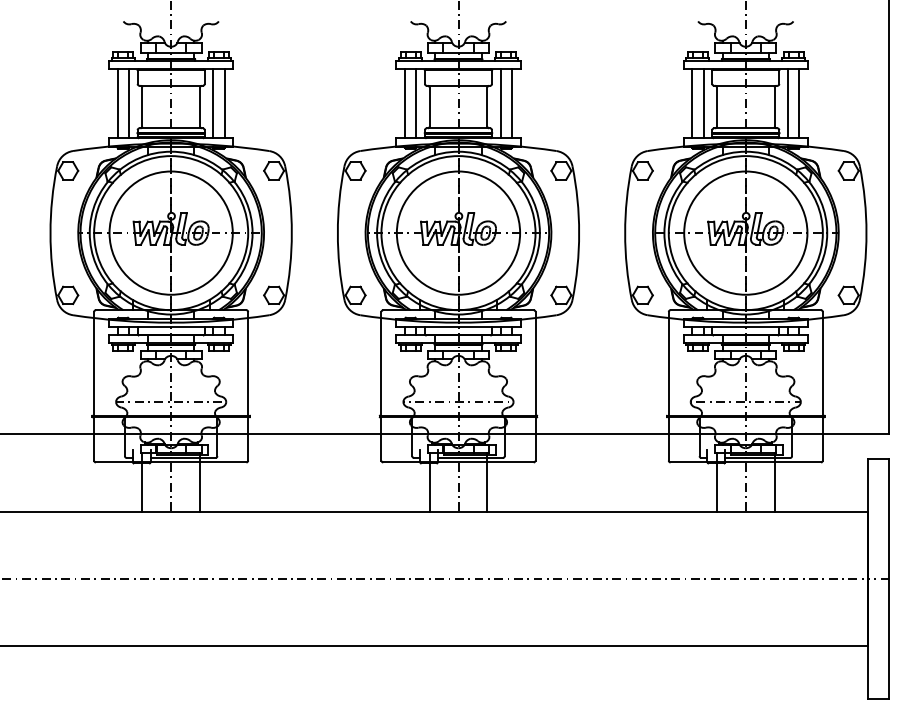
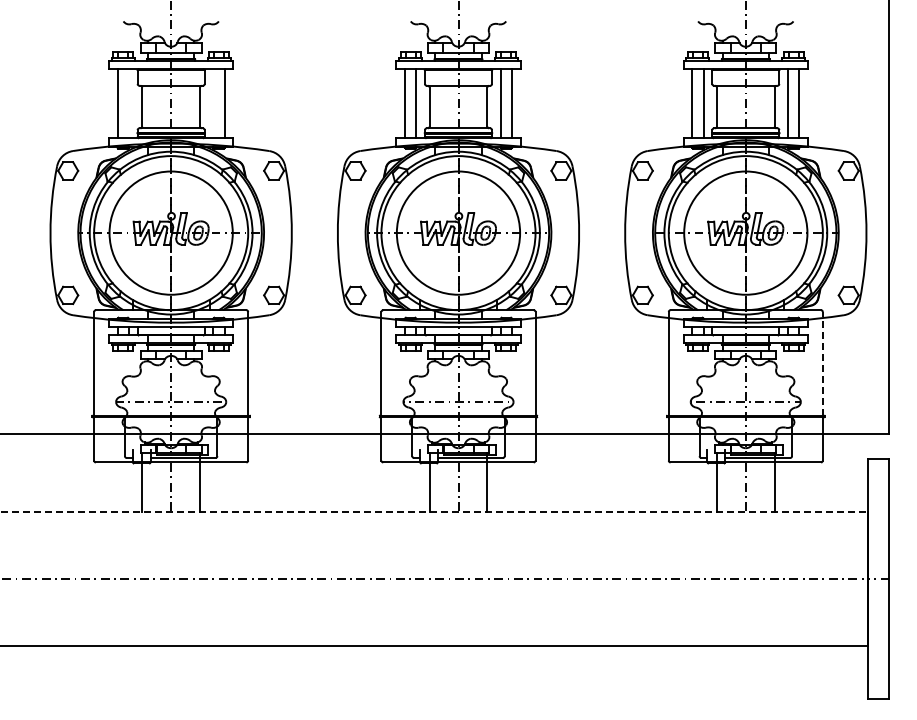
line: present -> none (129, 103)
line: present -> none (213, 103)
line: solid -> dashed (822, 363)
line: solid -> dashed (434, 511)
